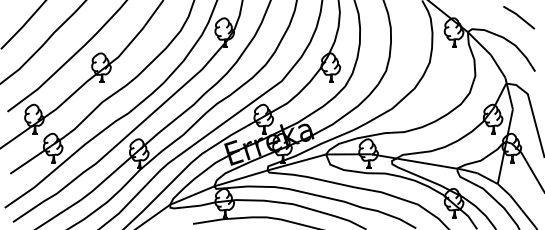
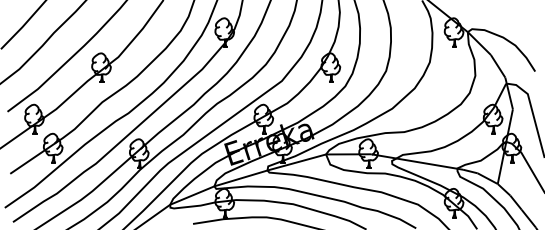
line: present -> none (519, 17)
